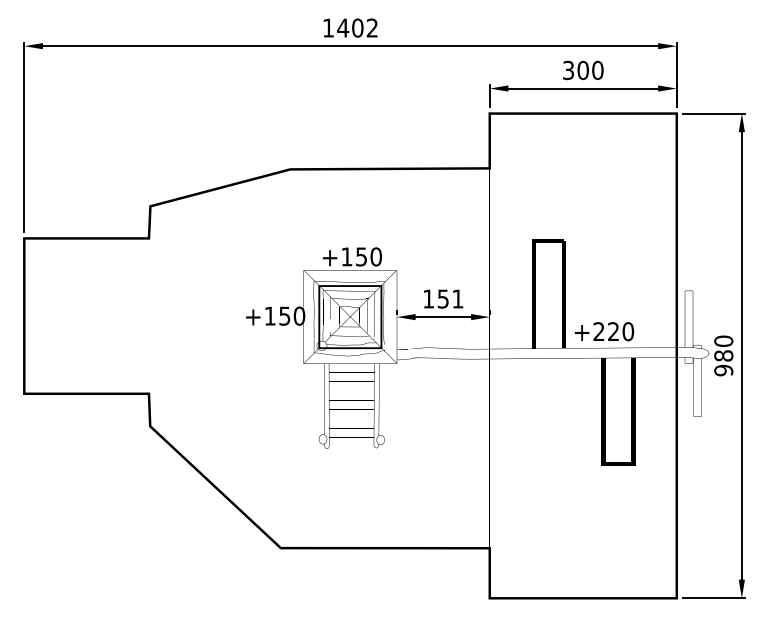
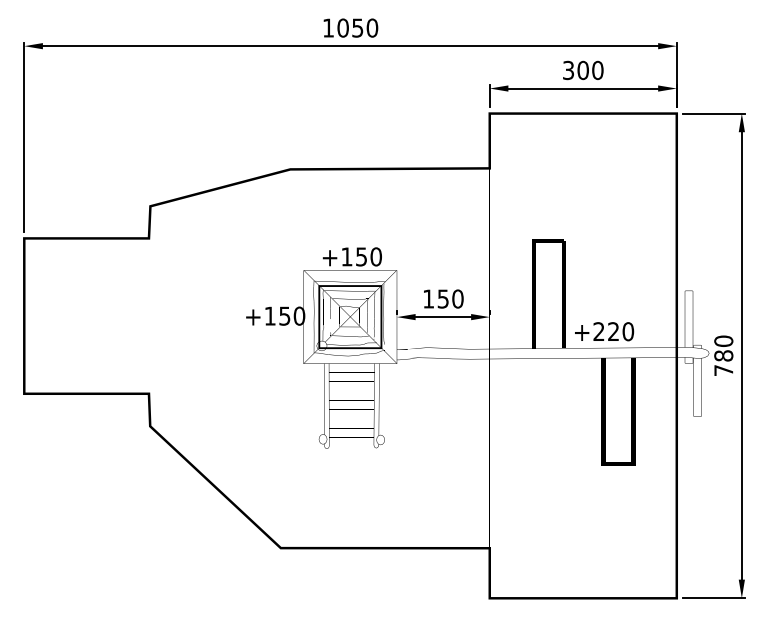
text: 1402 -> 1050 (357, 27)
text: 151 -> 150 (457, 298)
text: 980 -> 780 (723, 370)
